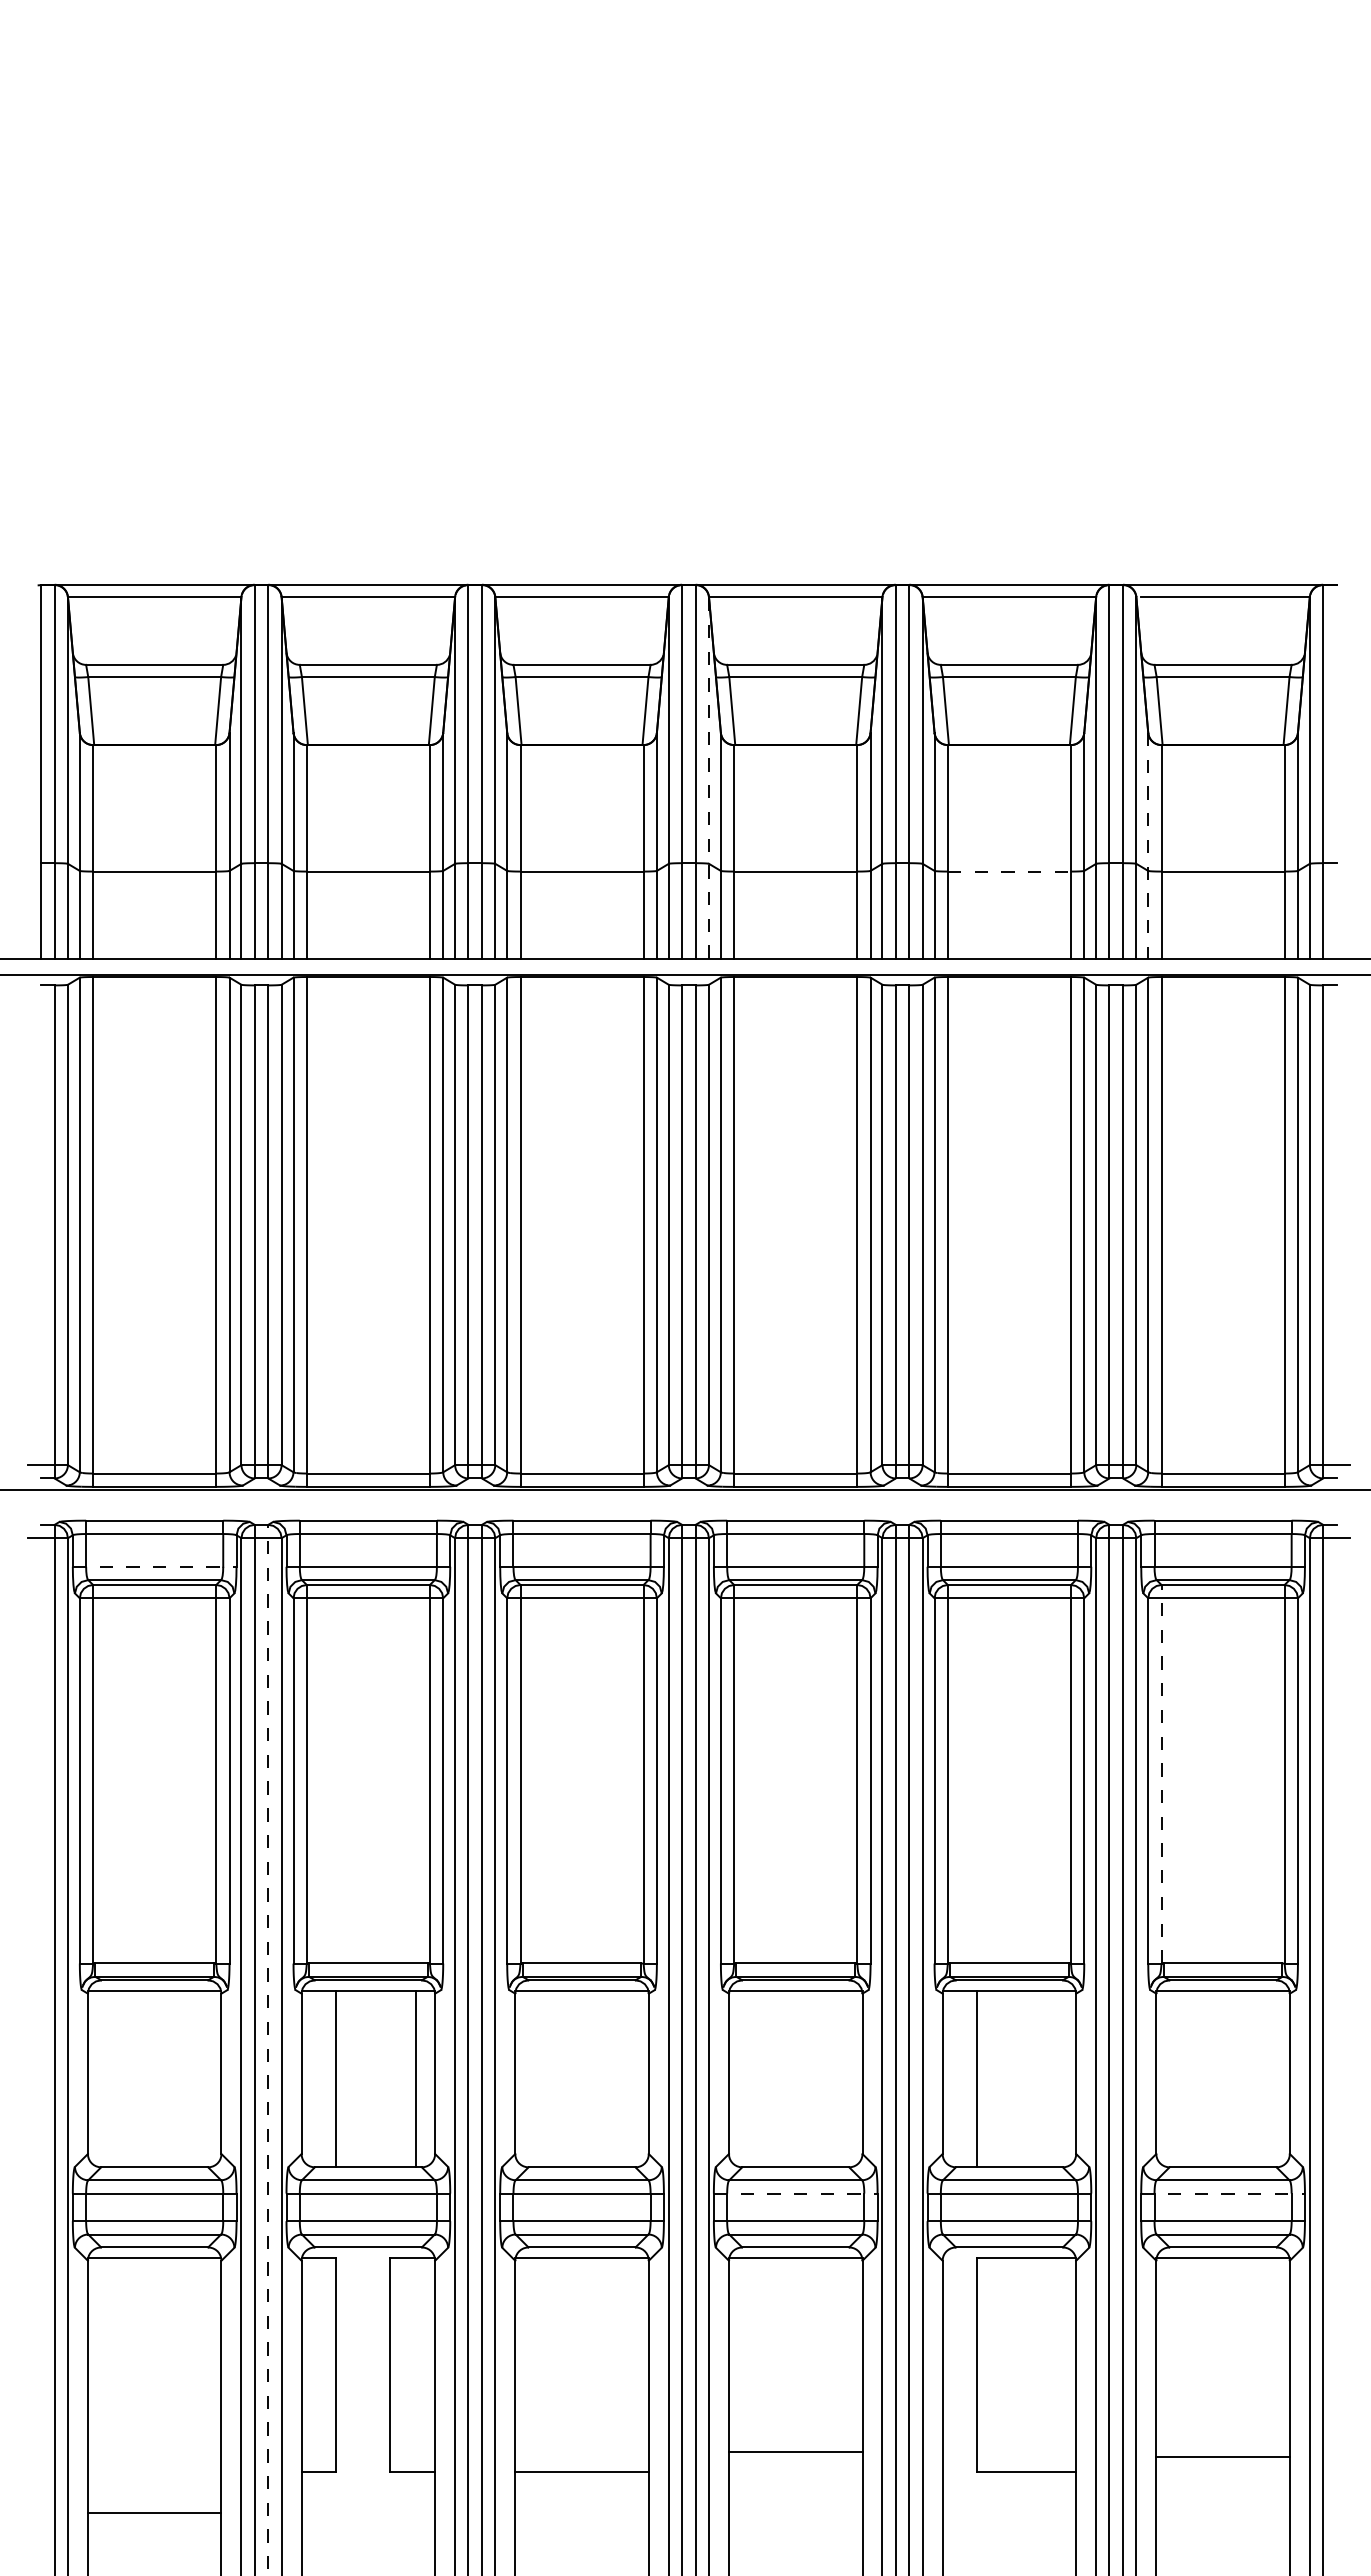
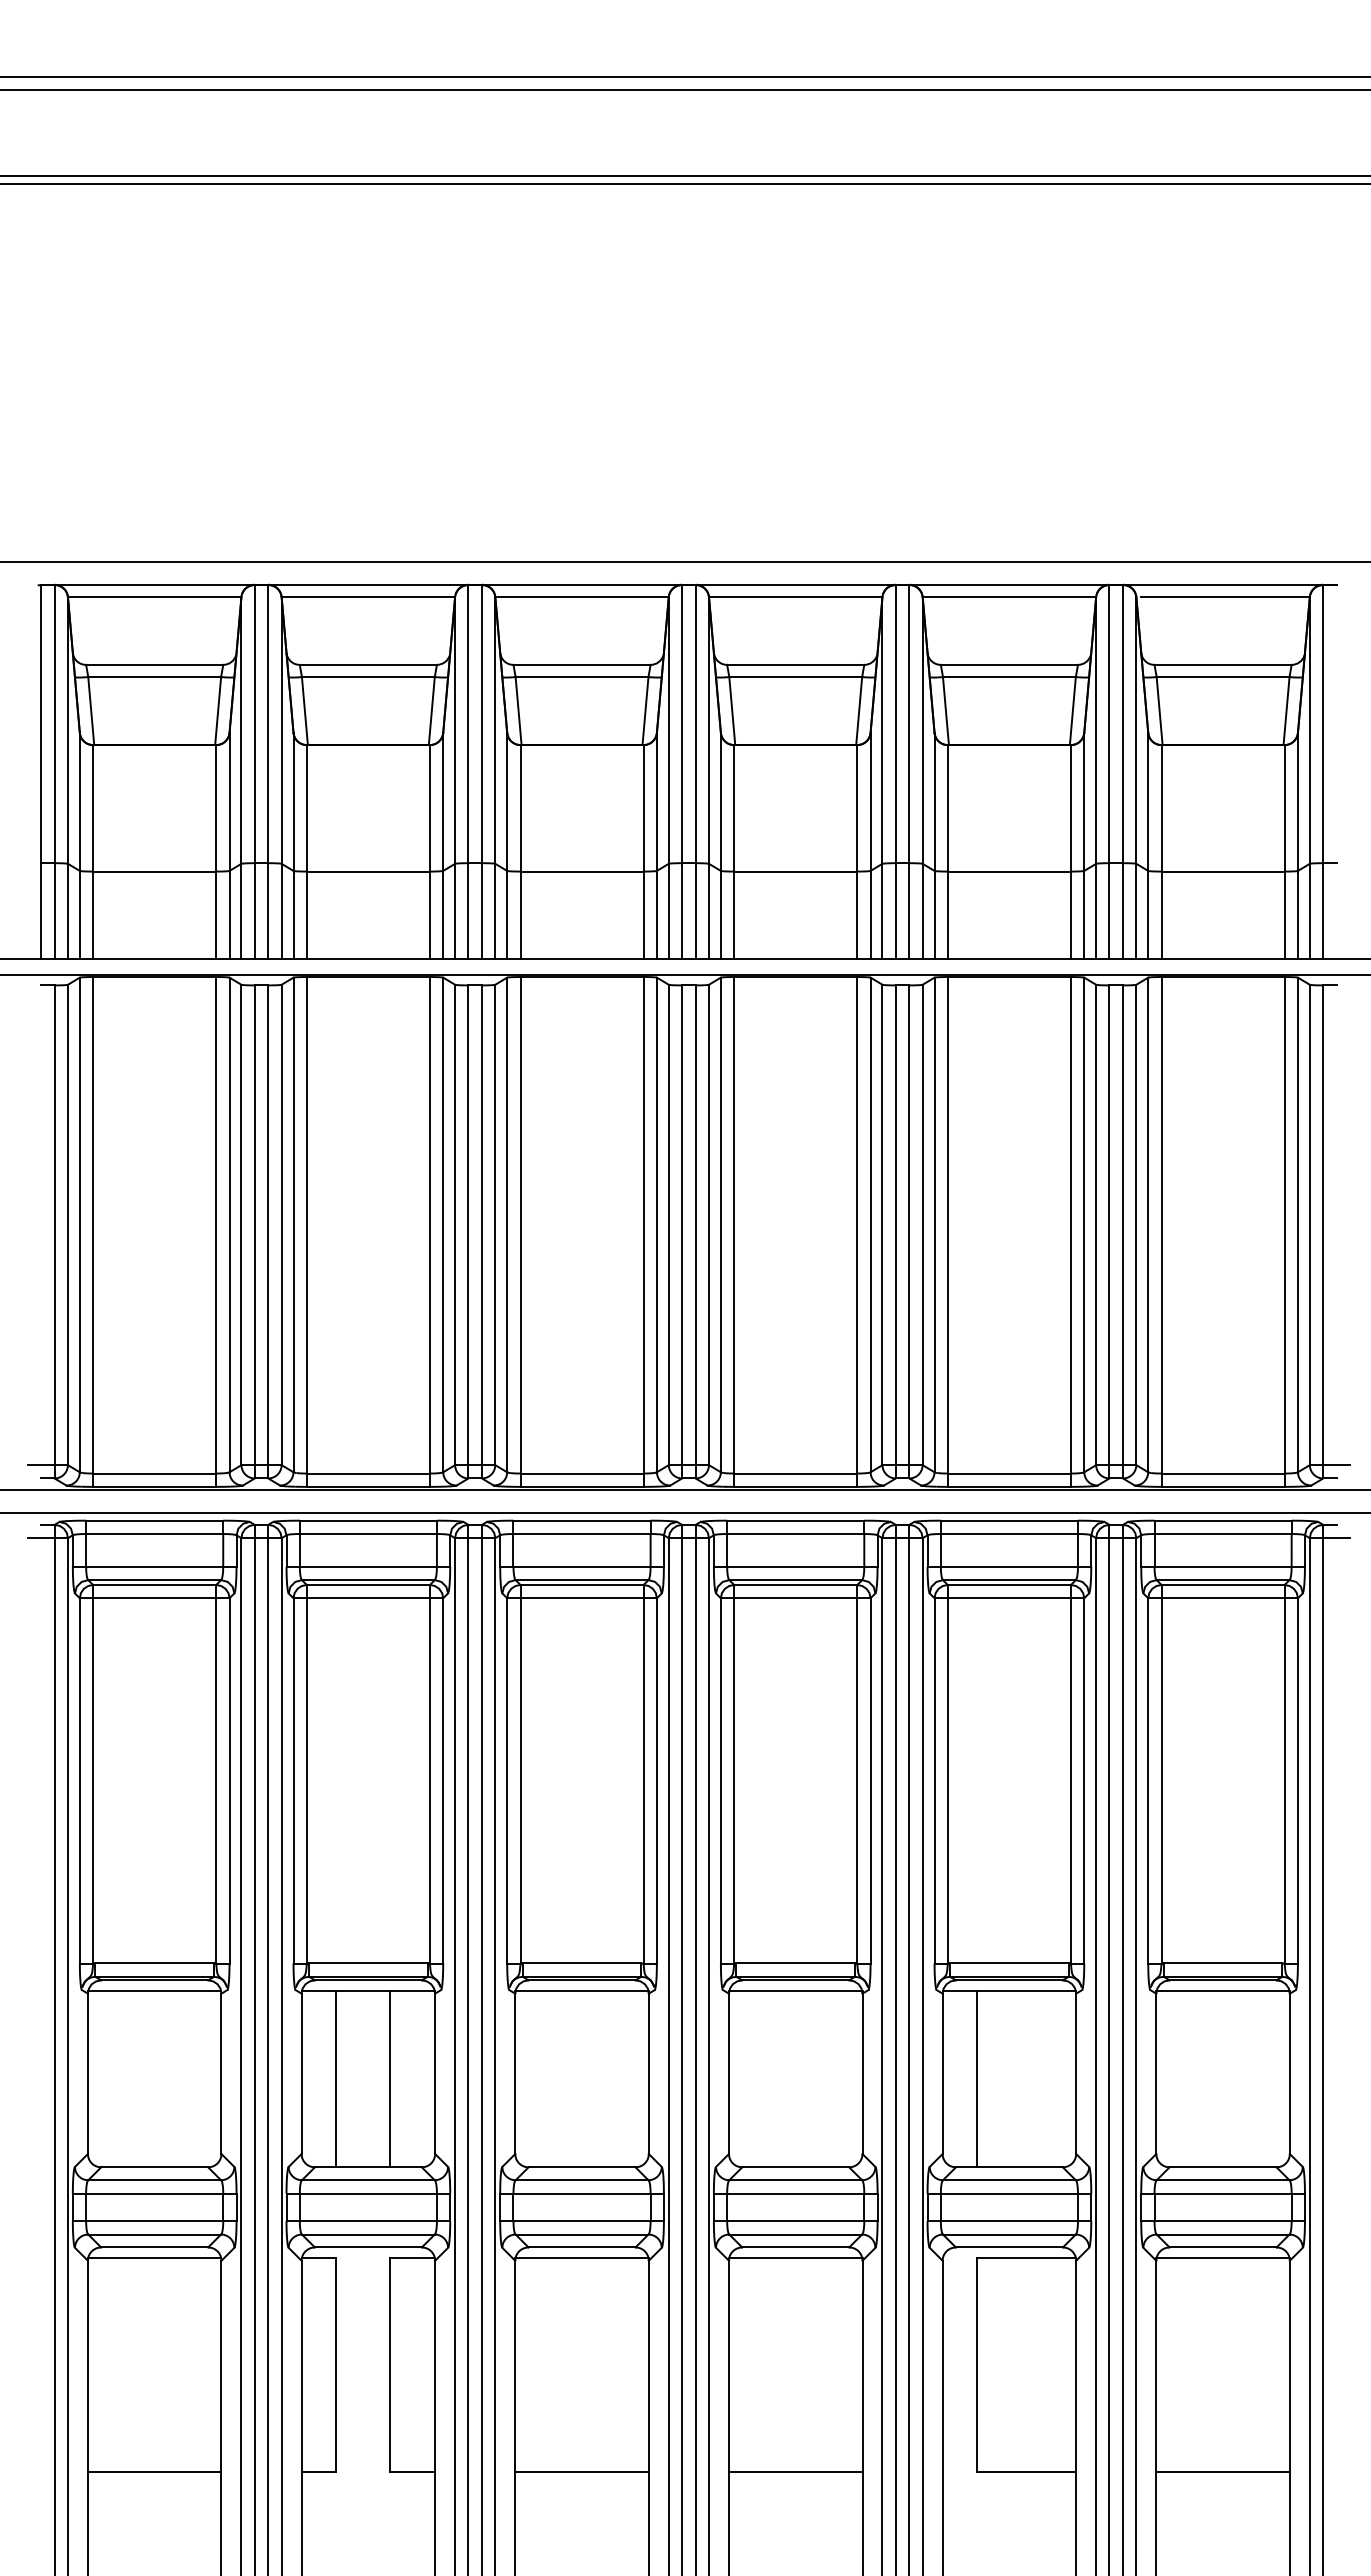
line: none -> present (684, 77)
line: none -> present (684, 89)
line: none -> present (684, 176)
line: none -> present (684, 184)
line: none -> present (684, 562)
line: dashed -> solid (708, 778)
line: dashed -> solid (1148, 845)
line: dashed -> solid (1009, 871)
line: none -> present (684, 1512)
line: dashed -> solid (154, 1566)
line: dashed -> solid (1161, 1773)
line: dashed -> solid (268, 2049)
line position: (415, 2079) -> (389, 2079) (389, 2079)
line: dashed -> solid (795, 2193)
line: dashed -> solid (1223, 2193)
line position: (795, 2452) -> (795, 2472) (795, 2472)
line position: (1222, 2457) -> (1222, 2472) (1222, 2472)
line position: (154, 2513) -> (154, 2472) (154, 2472)
